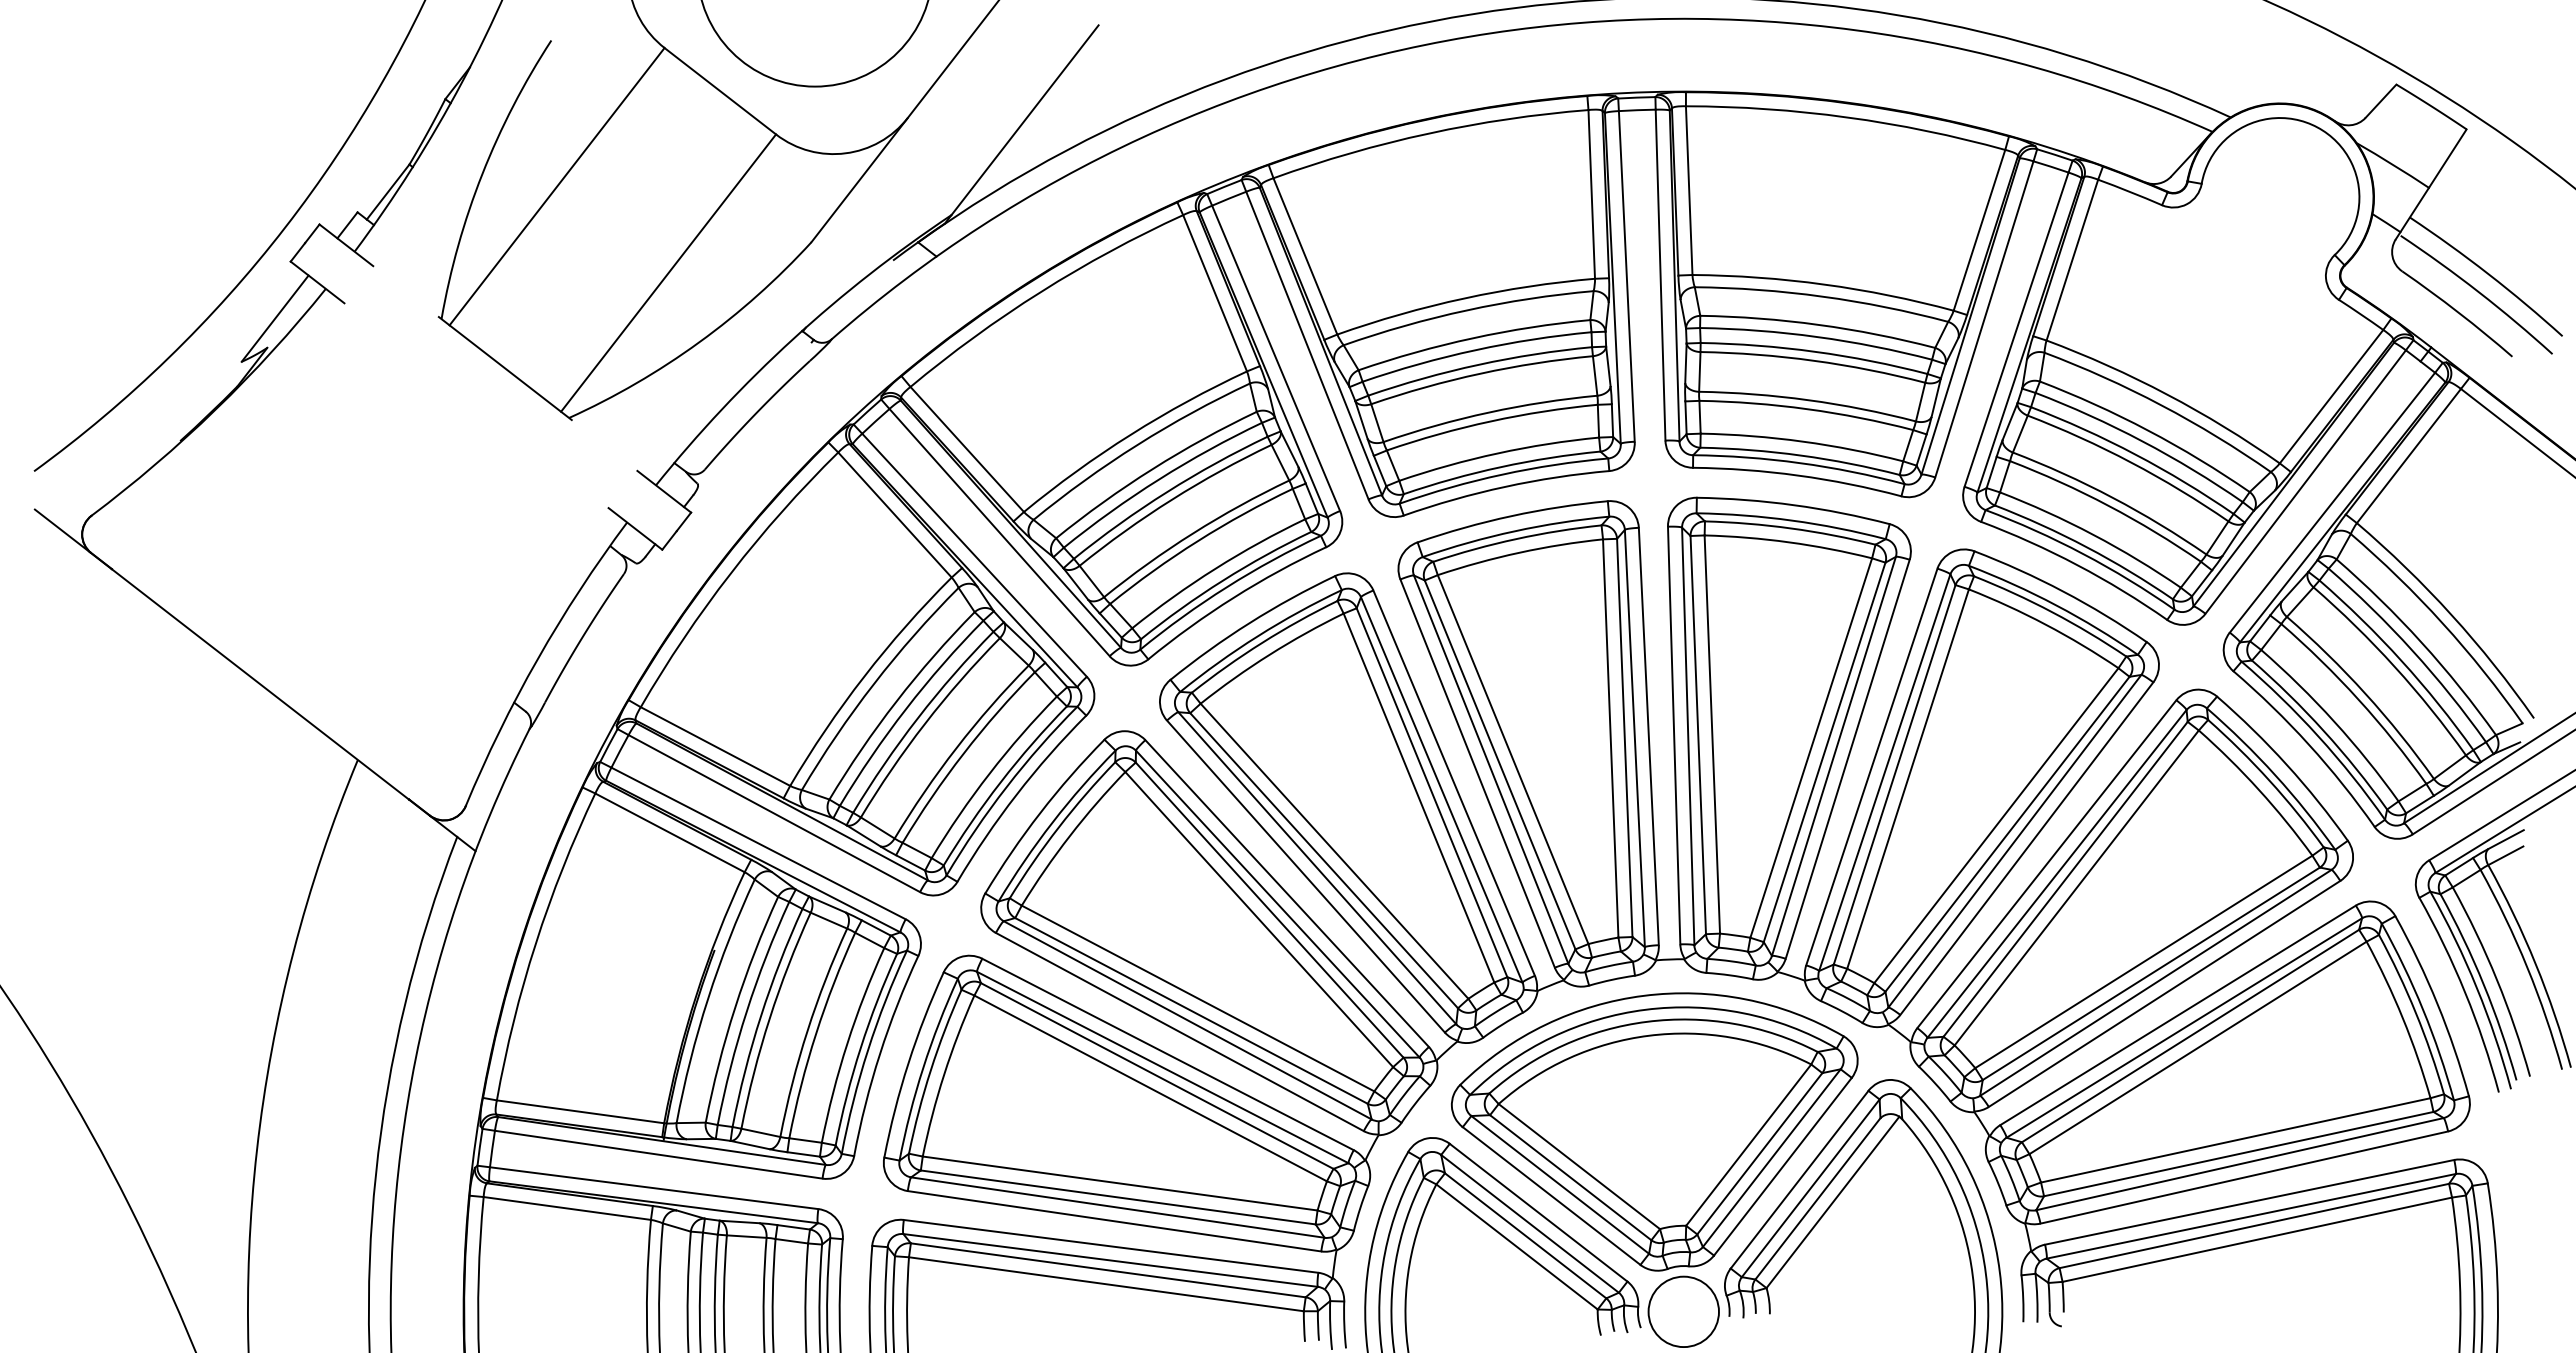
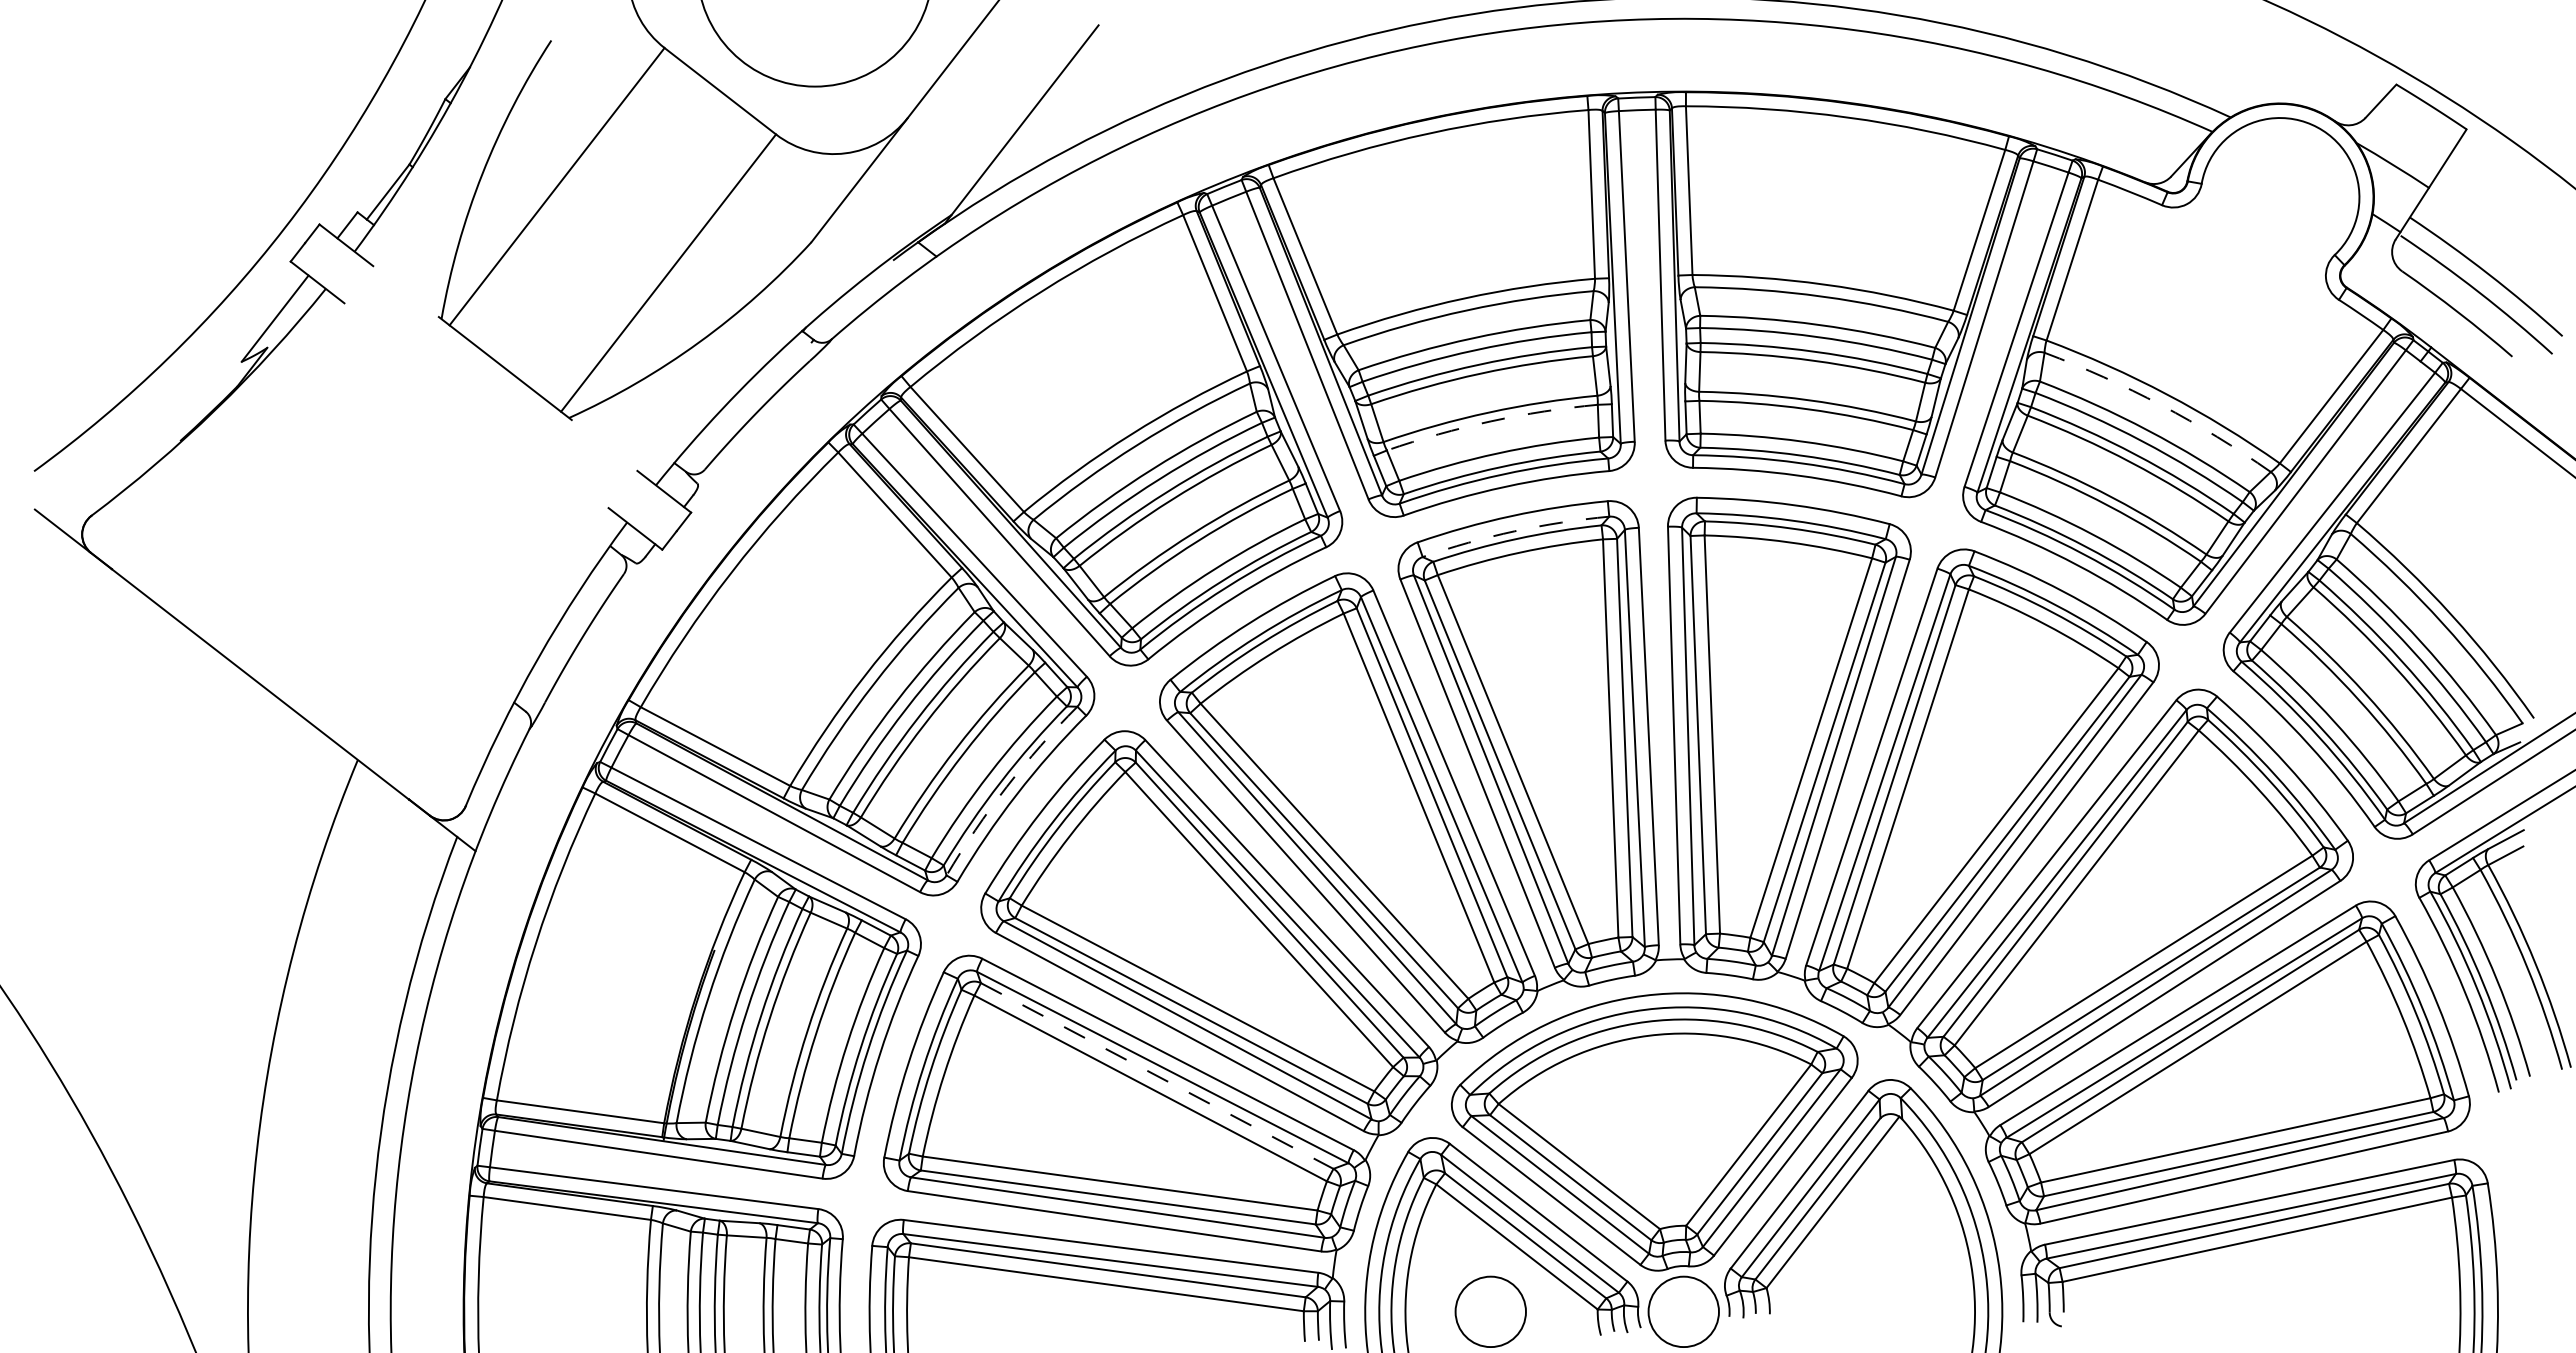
arc: solid -> dashed (2161, 405)
arc: solid -> dashed (1491, 421)
arc: solid -> dashed (1514, 531)
arc: solid -> dashed (1006, 786)
line: solid -> dashed (1157, 1076)
circle: none -> present (1490, 1311)
